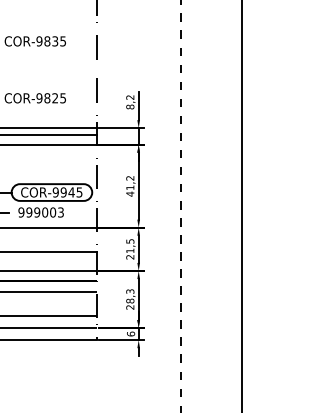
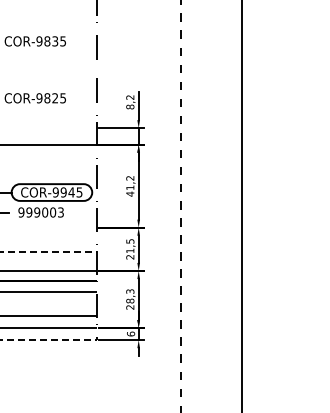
line: present -> none (49, 128)
line: present -> none (49, 135)
line: present -> none (49, 227)
line: solid -> dashed (49, 251)
line: solid -> dashed (49, 340)
